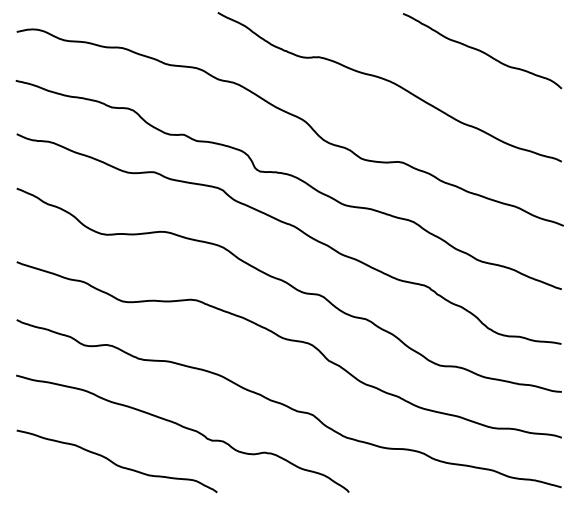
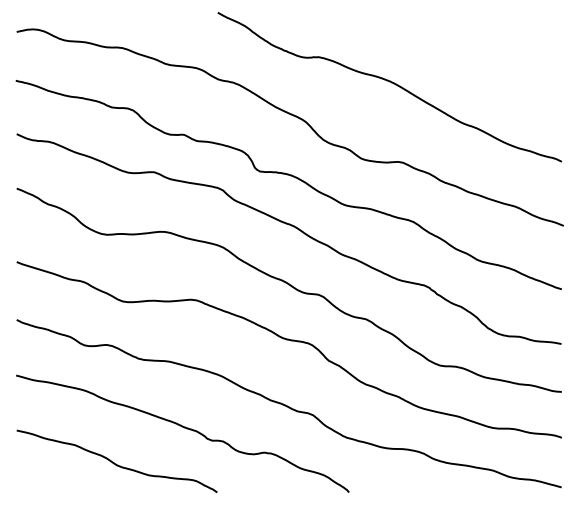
curve: present -> none (482, 51)
